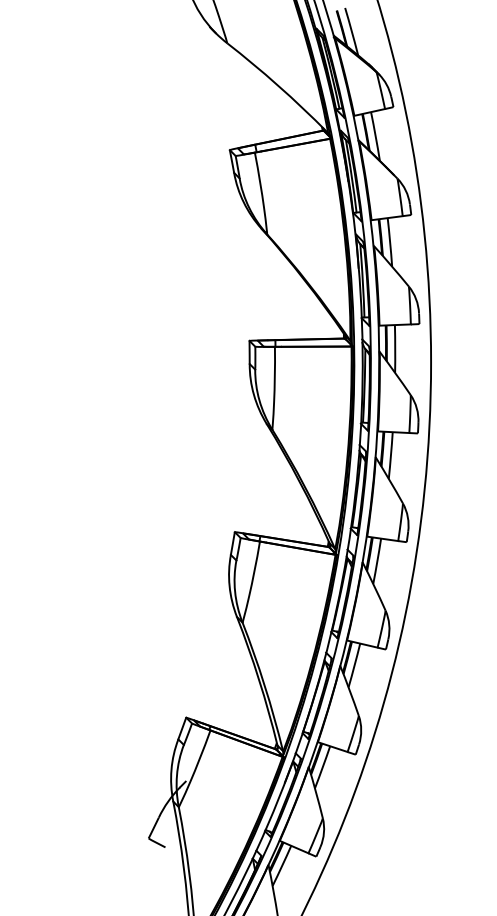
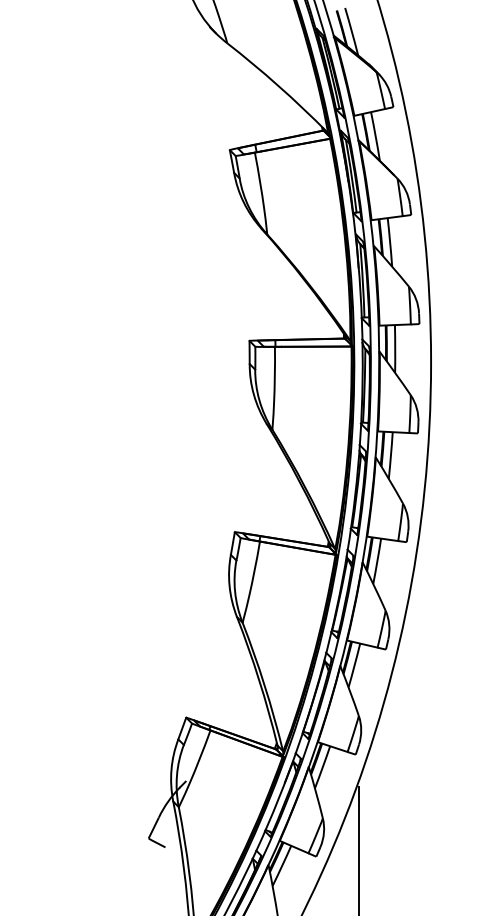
line: none -> present (358, 849)
